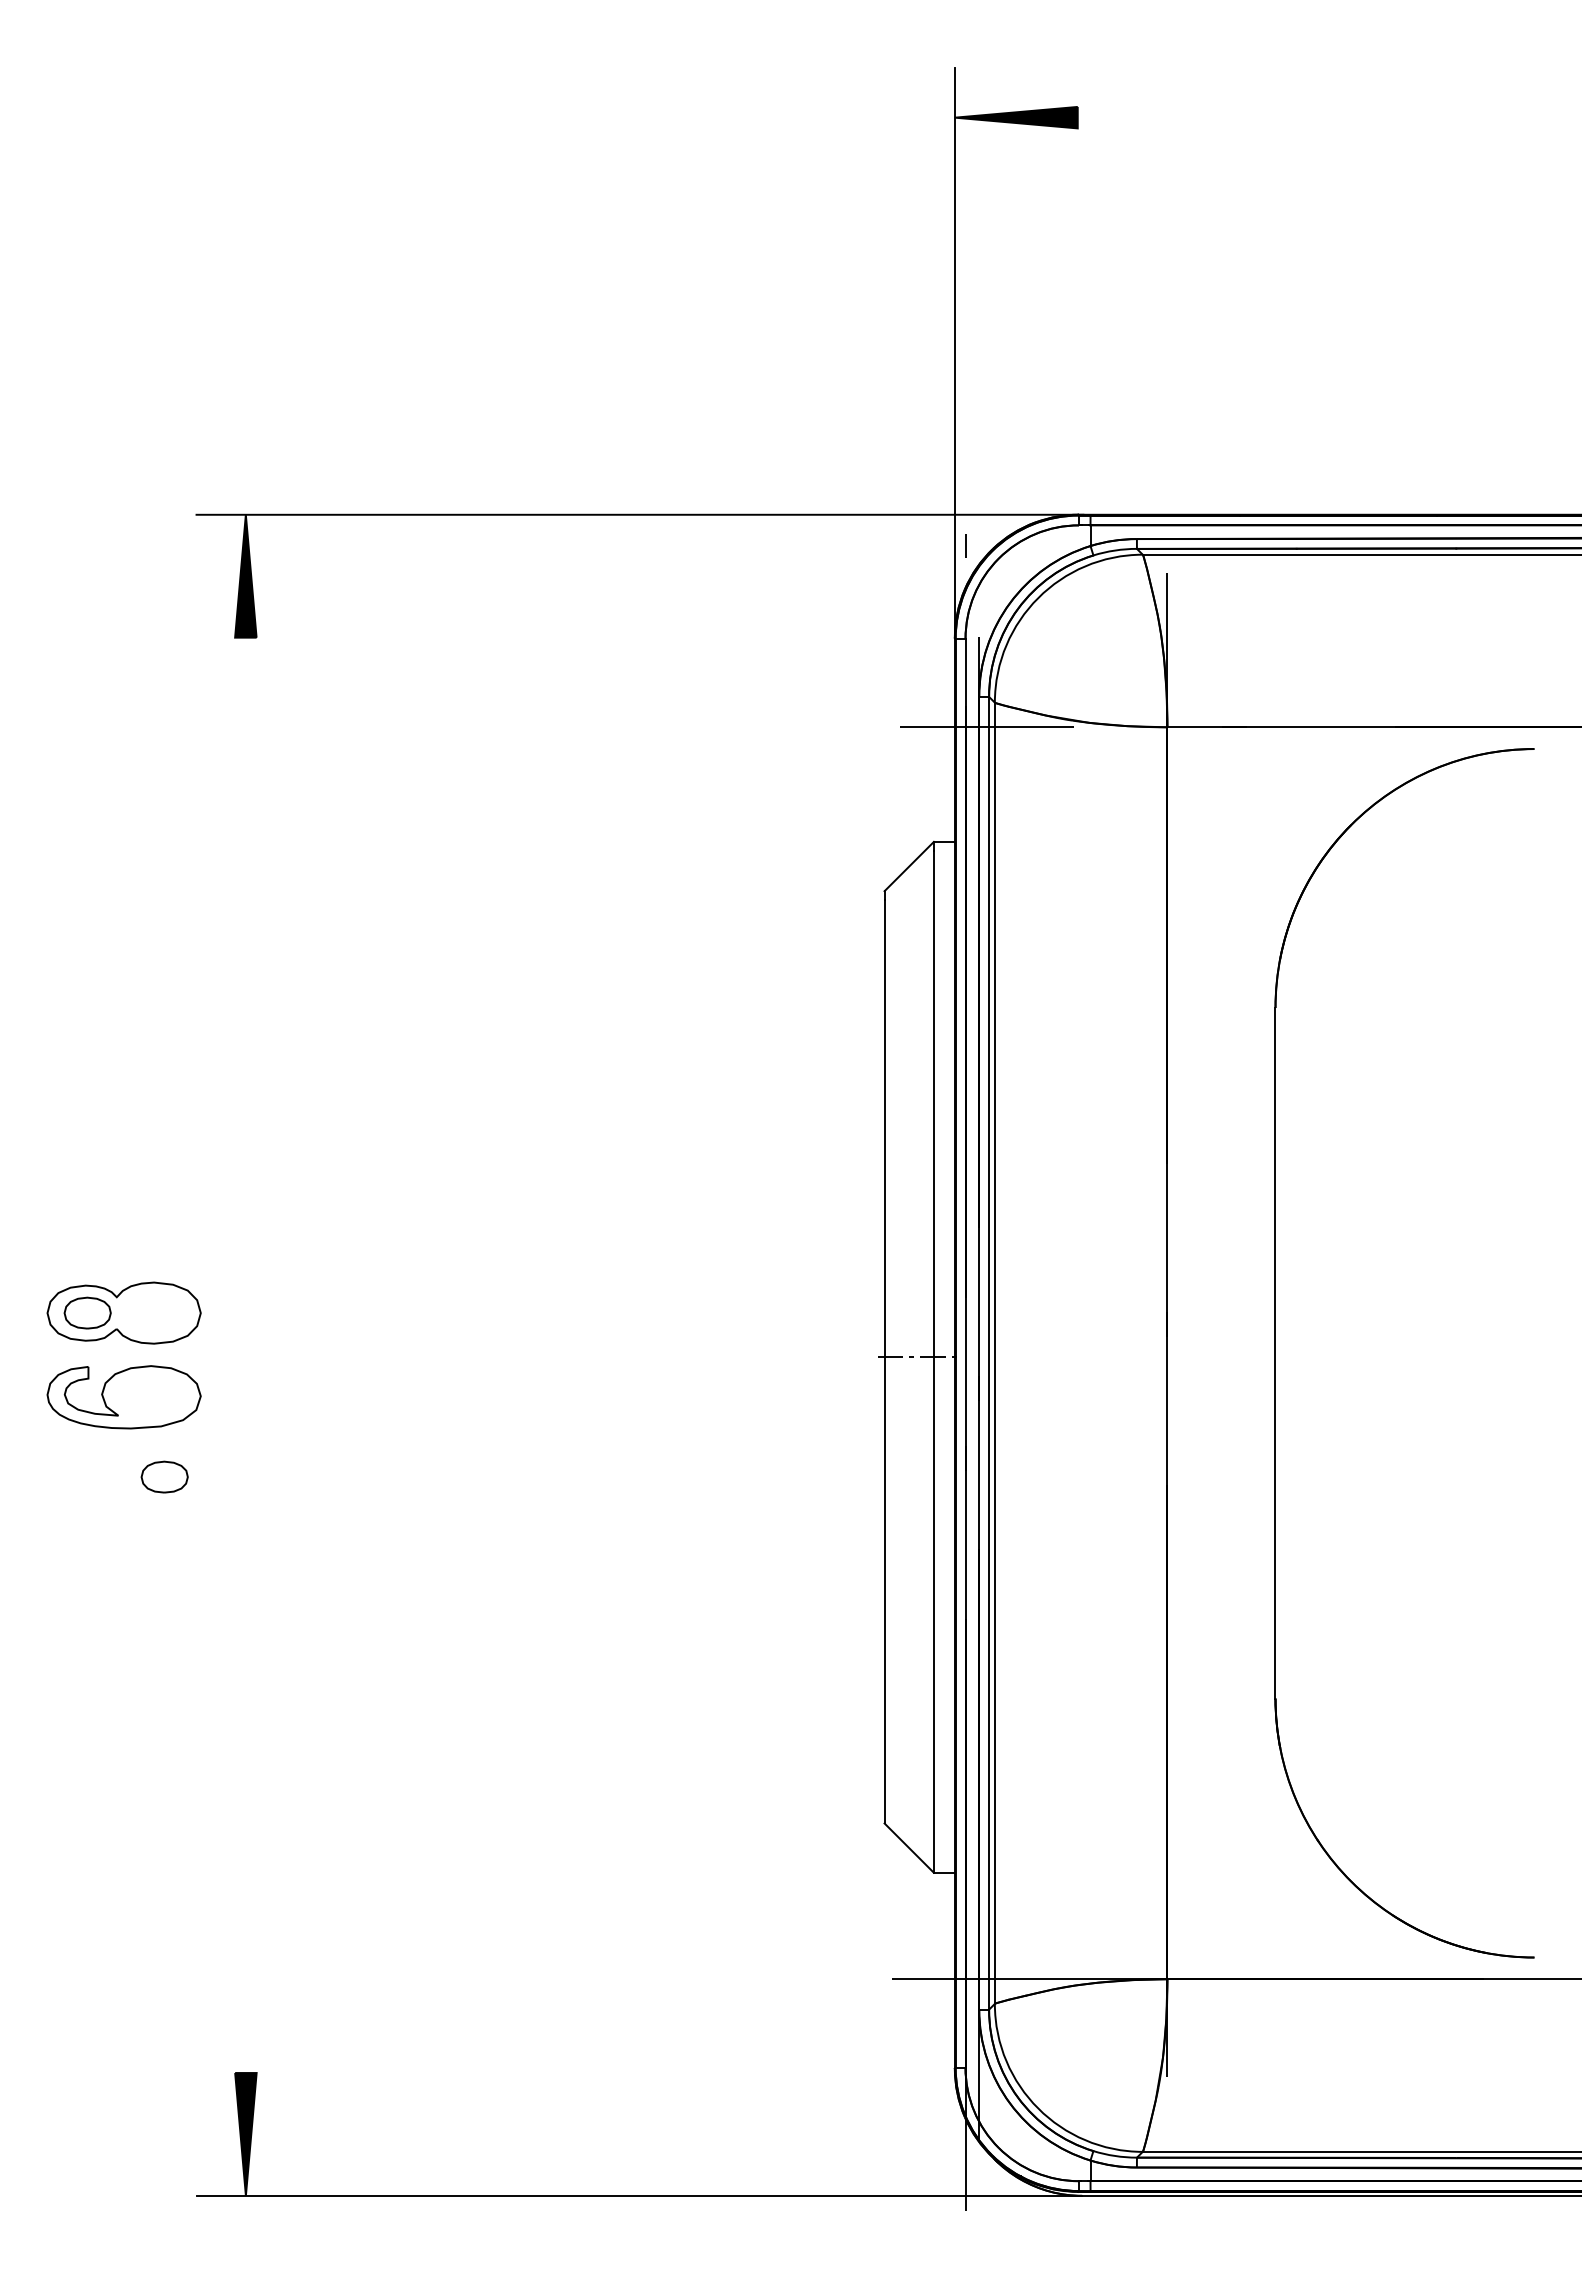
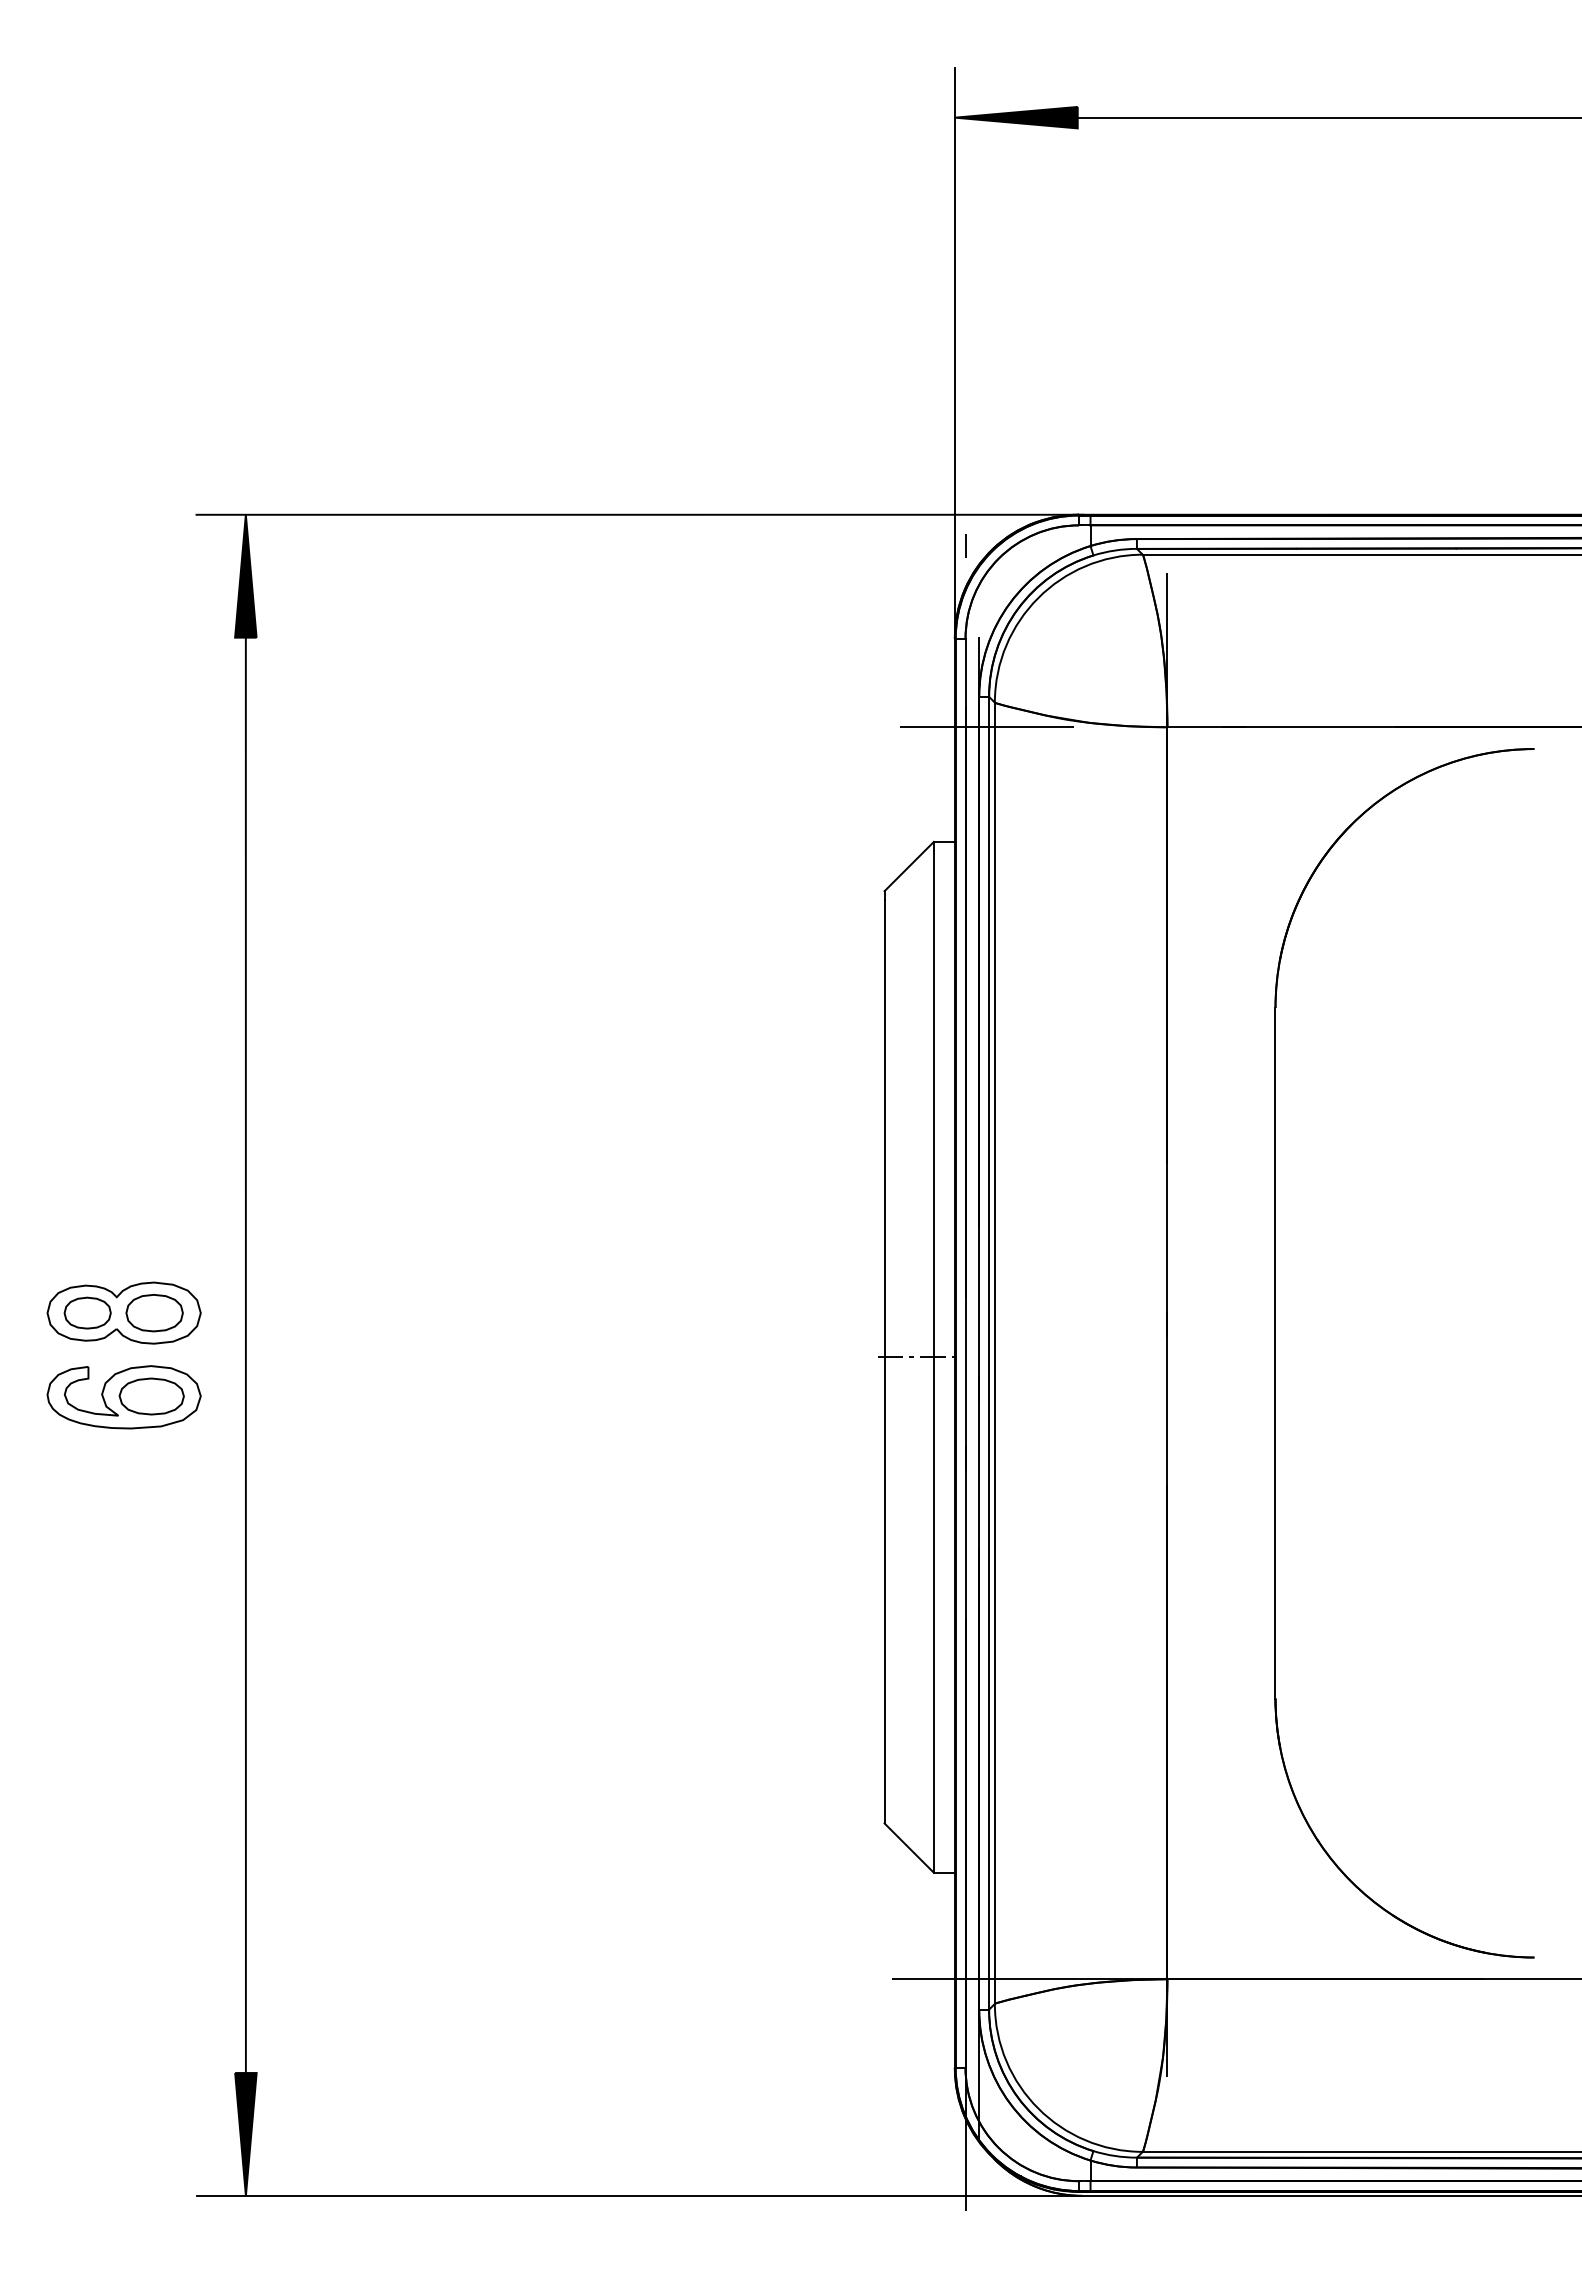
line: none -> present (1327, 117)
part: none -> present (154, 1313)
line: none -> present (245, 1355)
part: none -> present (151, 1396)
part: present -> none (164, 1476)
